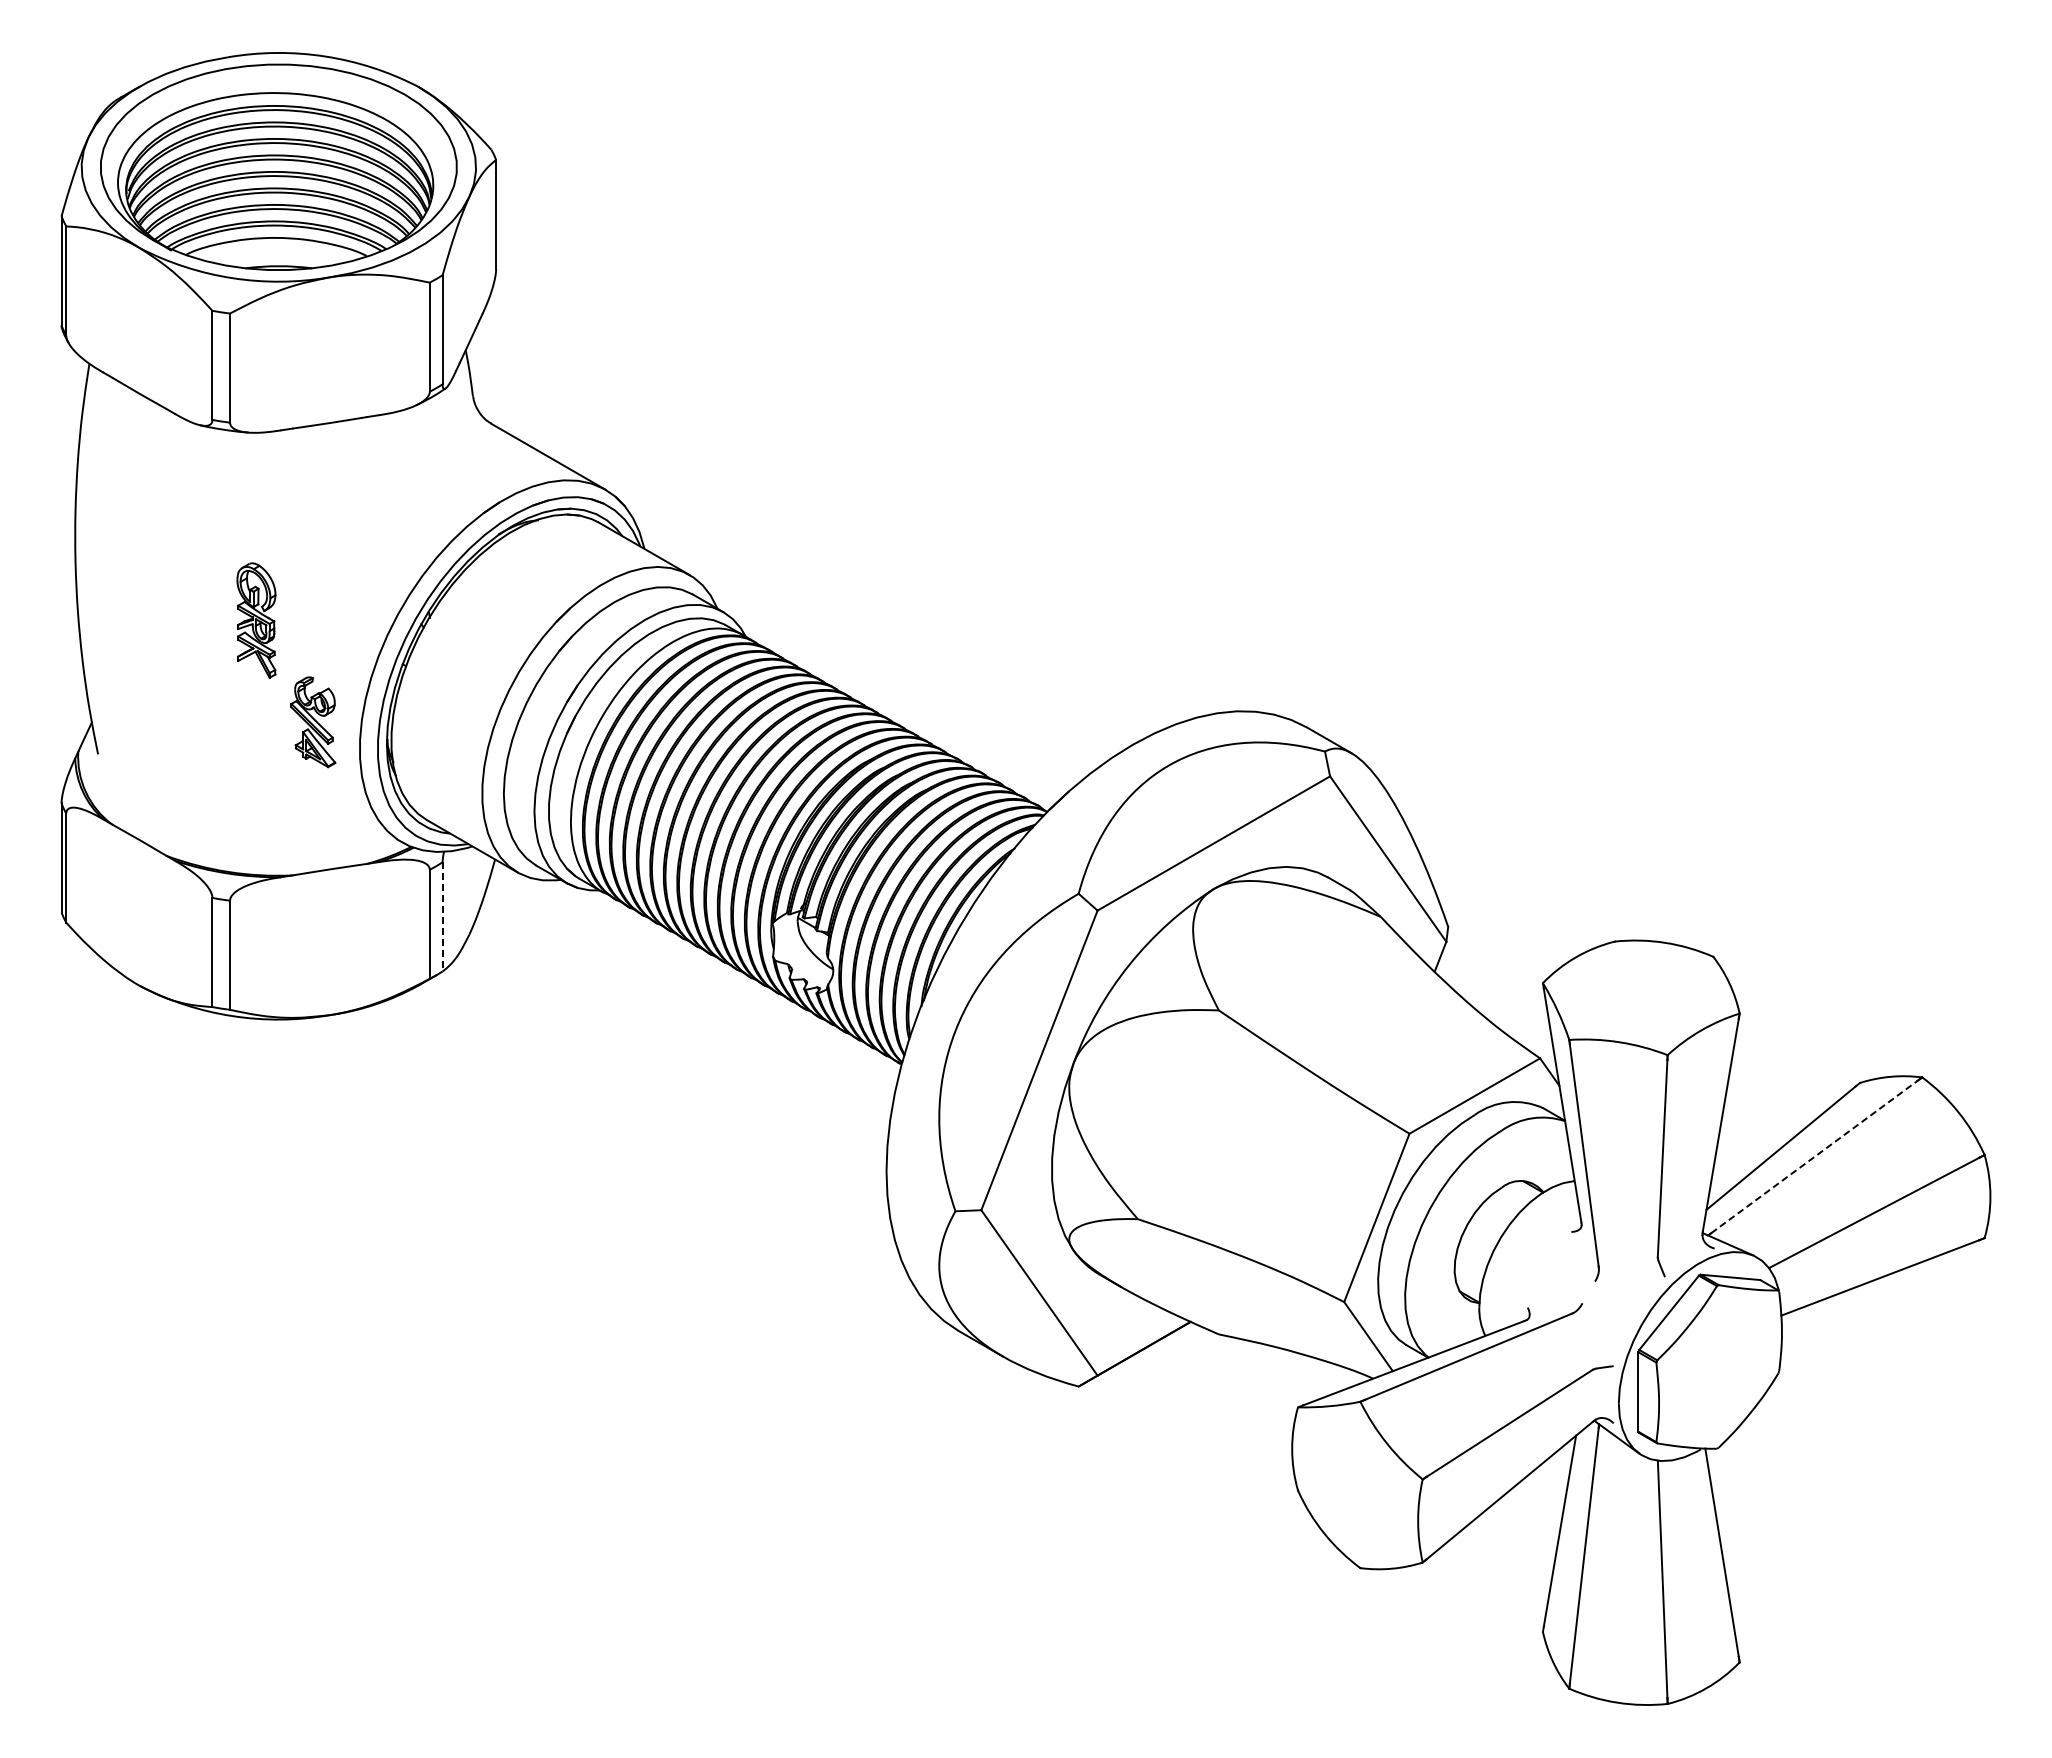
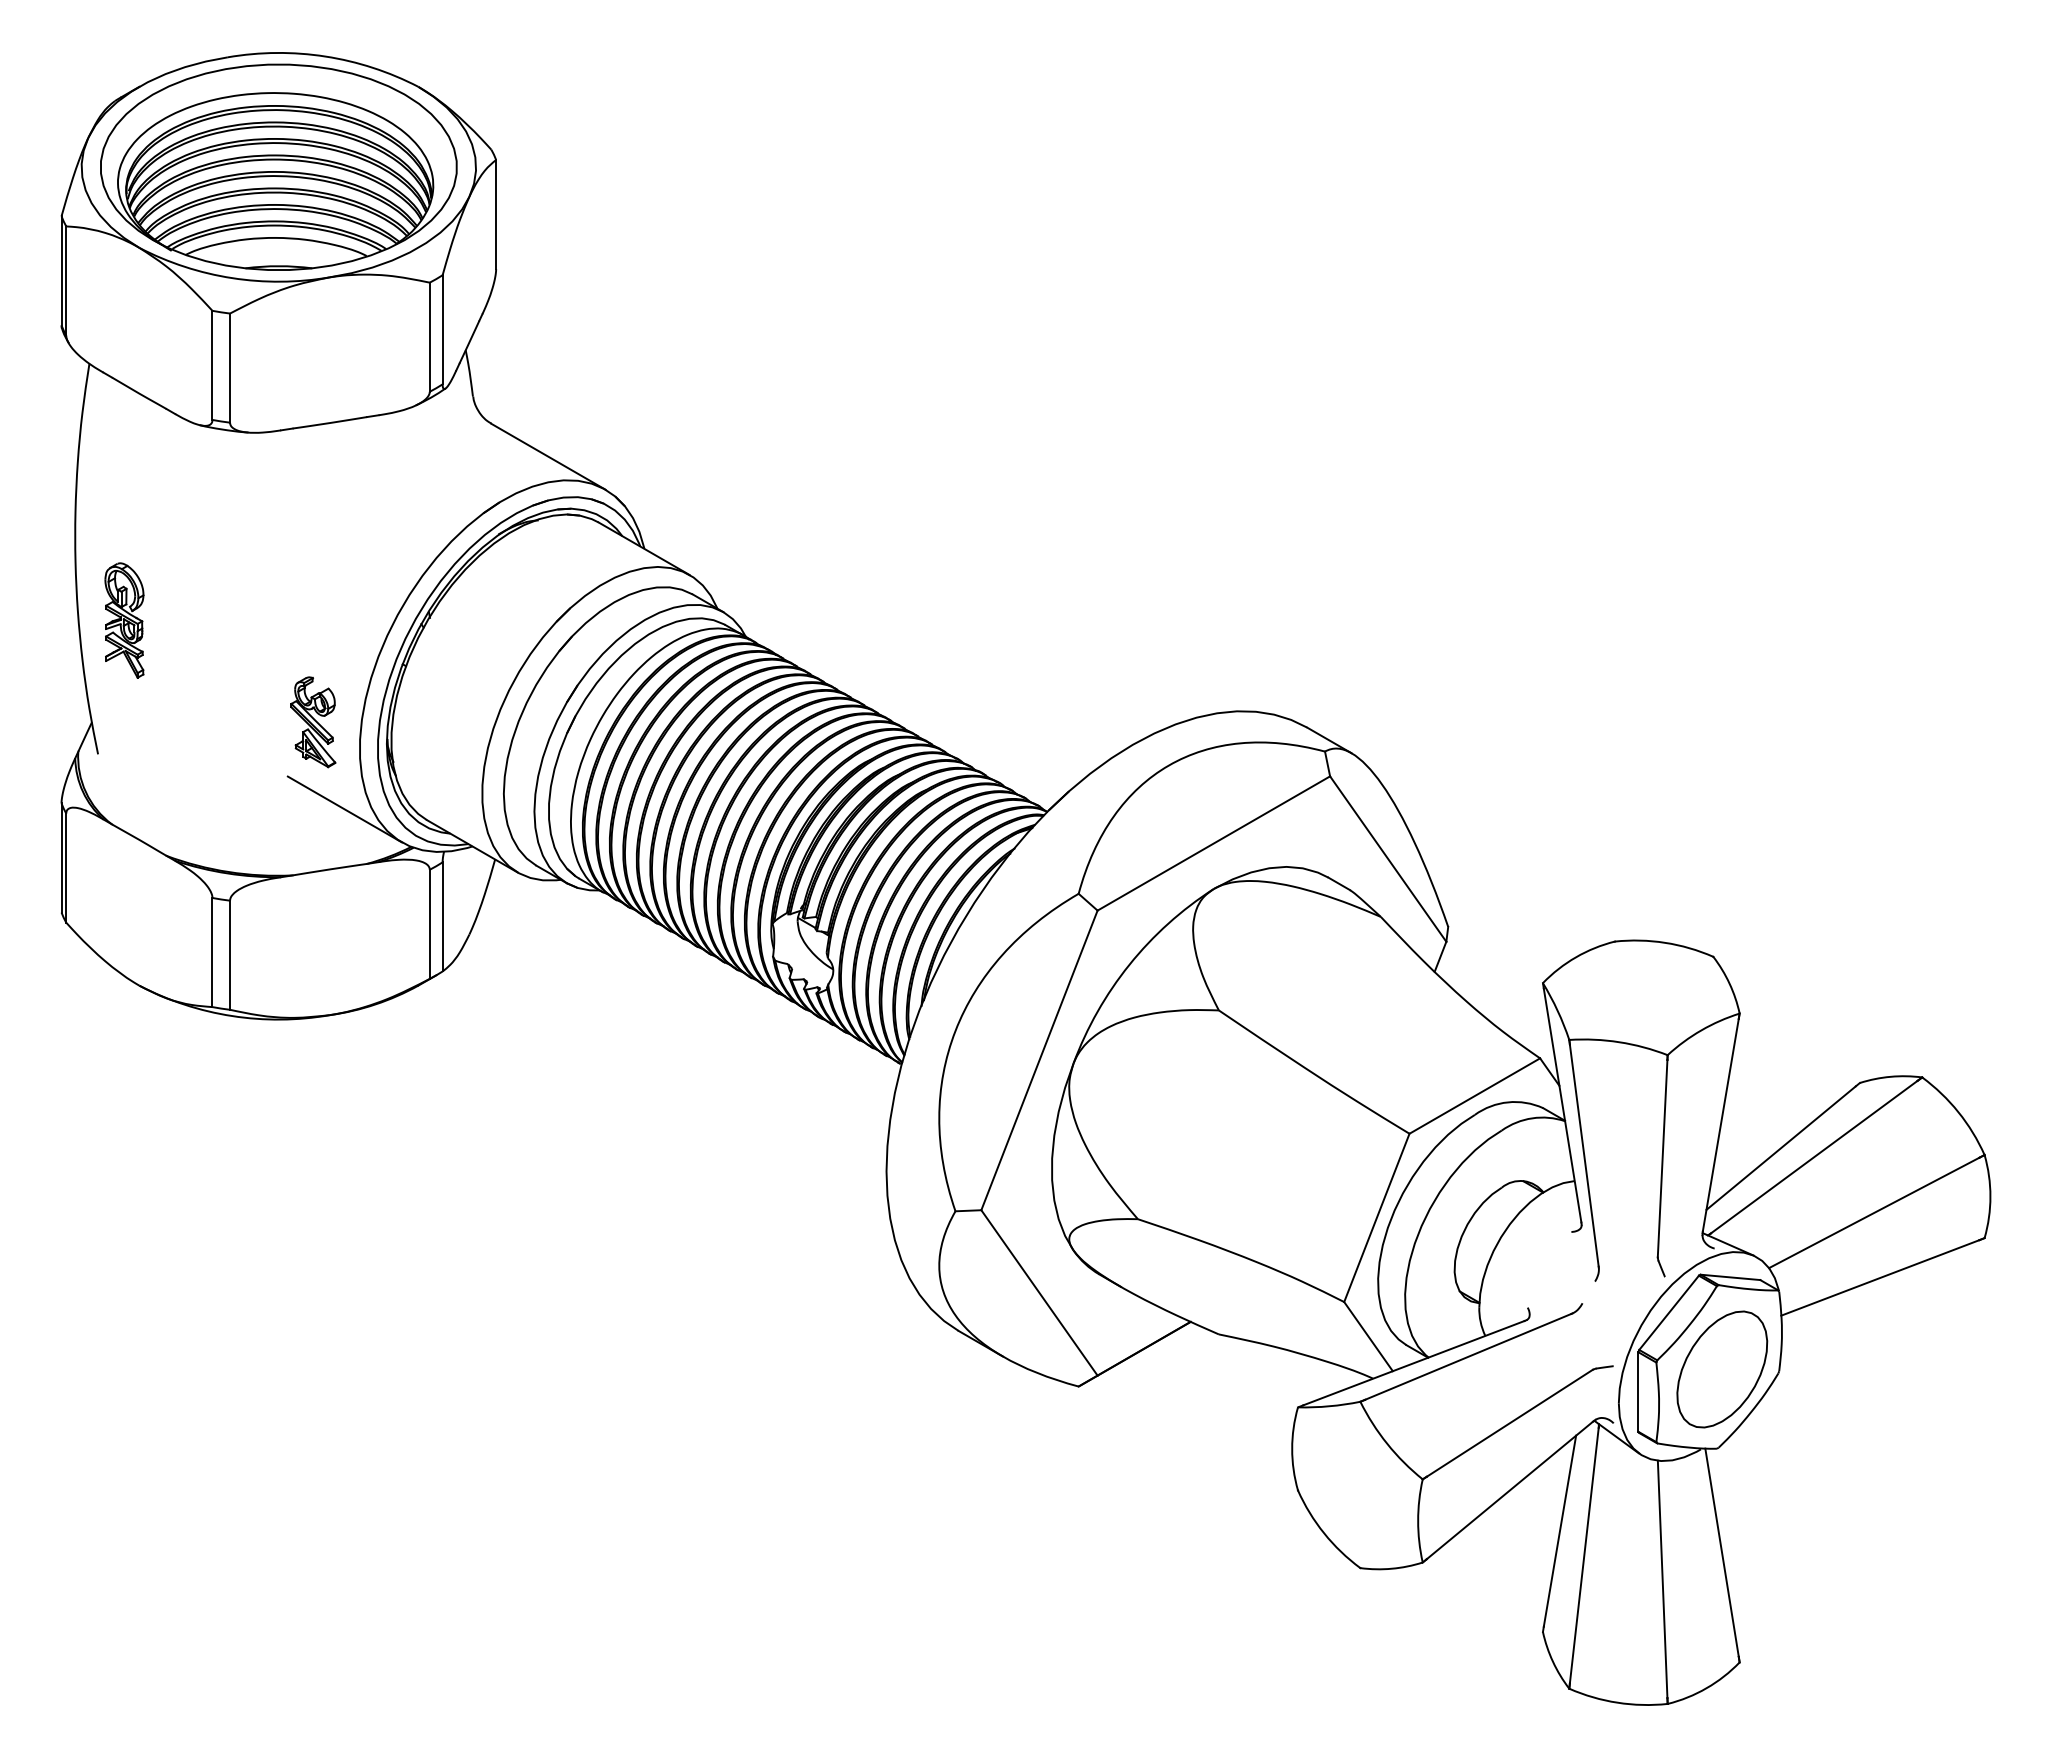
part position: (256, 620) -> (124, 620) (124, 620)
line: none -> present (344, 809)
line: dashed -> solid (442, 916)
line: dashed -> solid (1814, 1156)
part: none -> present (1722, 1369)
